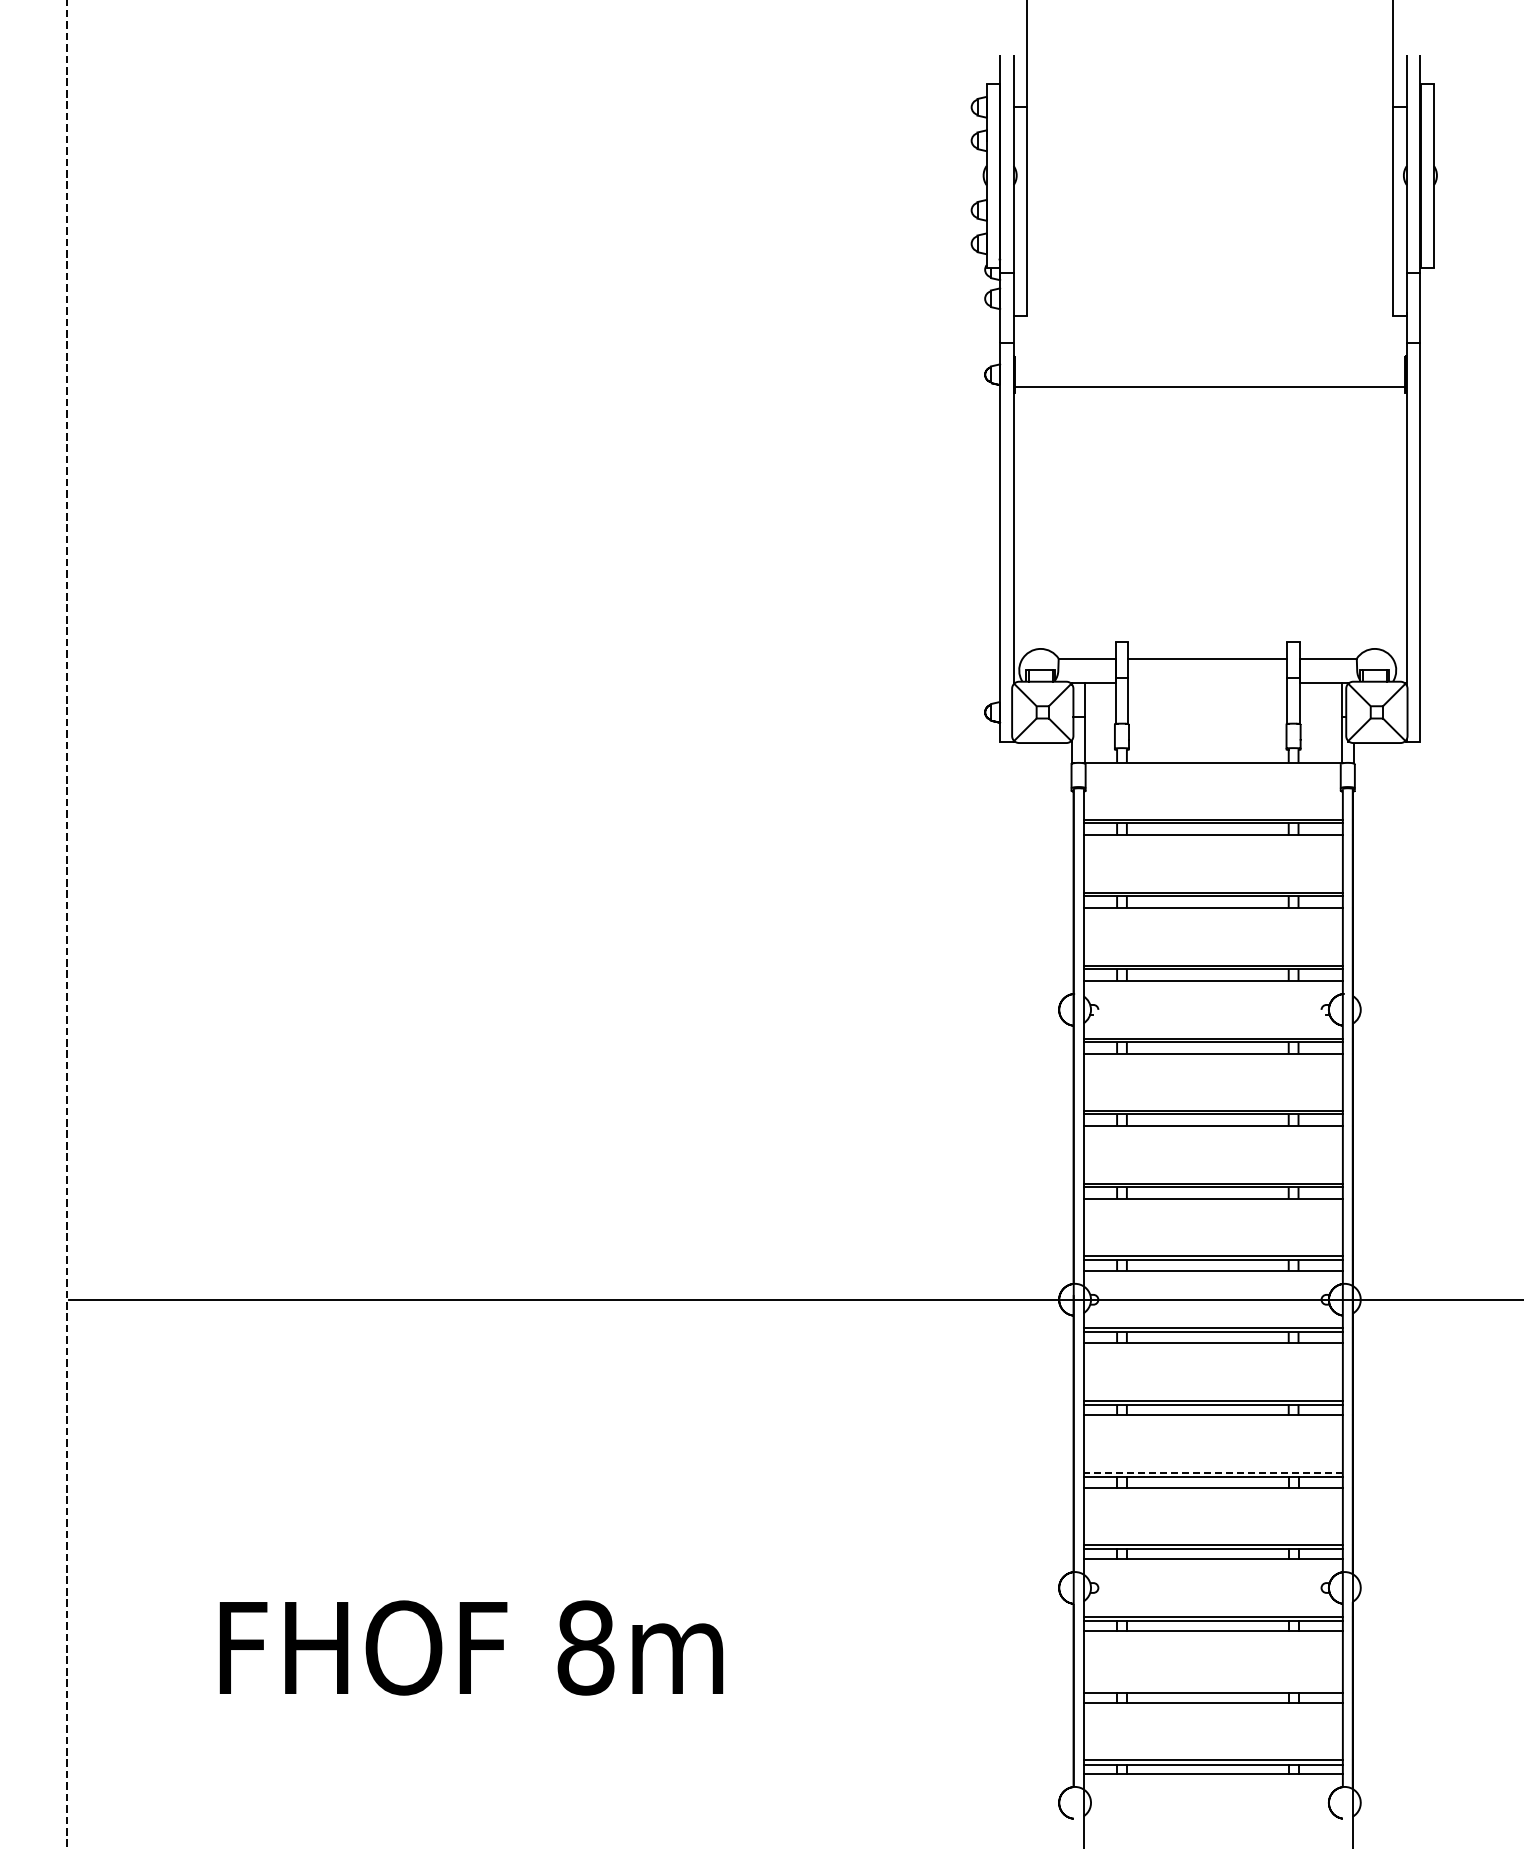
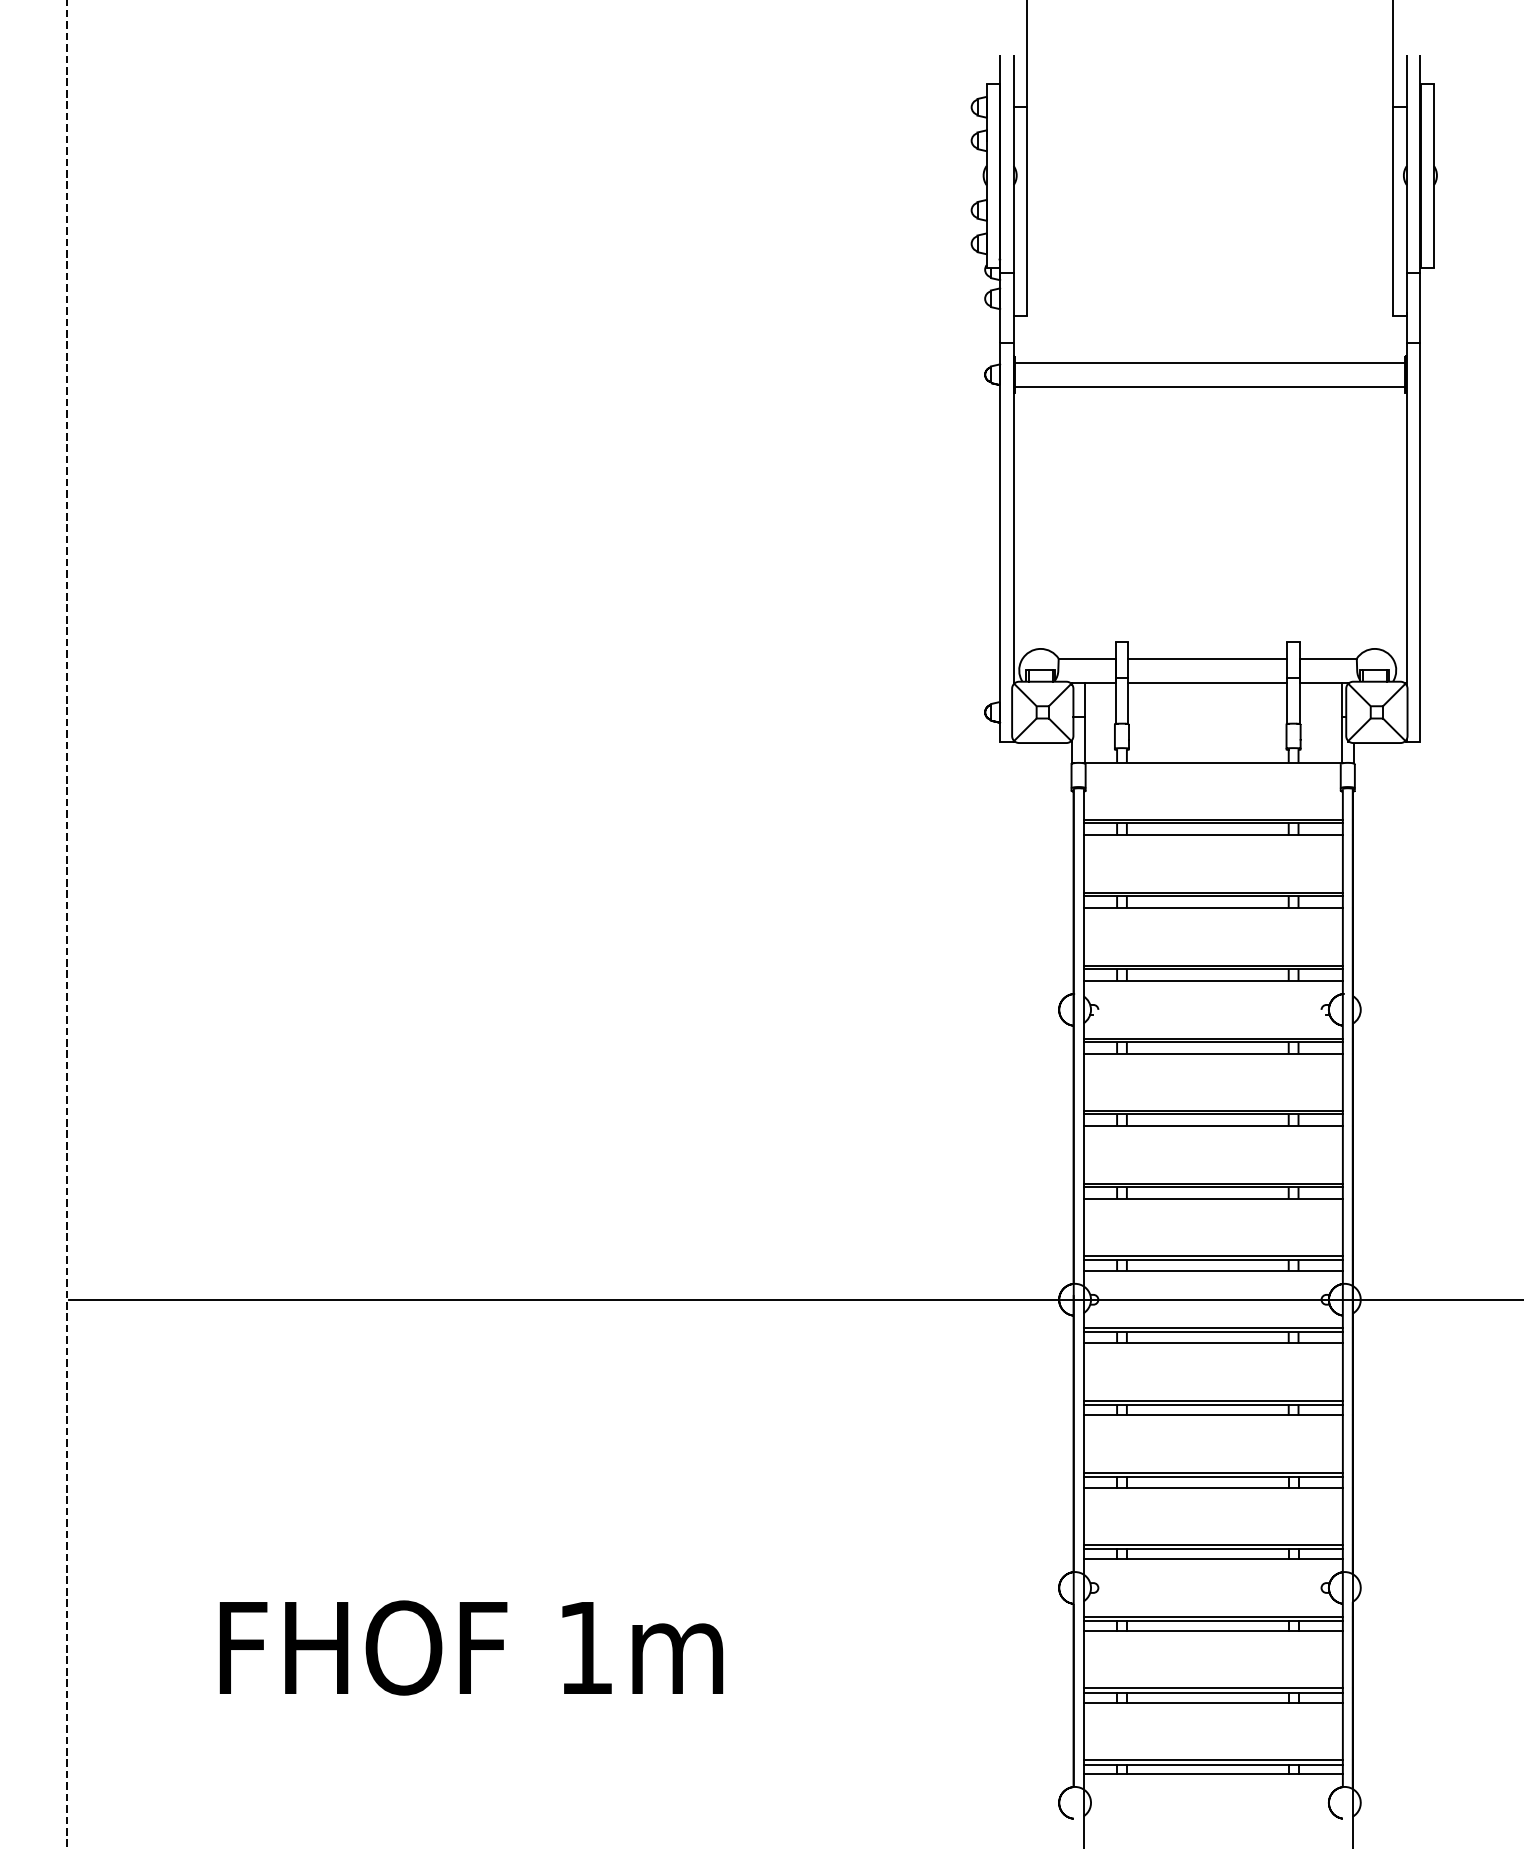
line: none -> present (1210, 362)
line: none -> present (1207, 683)
line: dashed -> solid (1213, 1472)
text: 8m -> 1m (585, 1647)
line: none -> present (1212, 1688)
